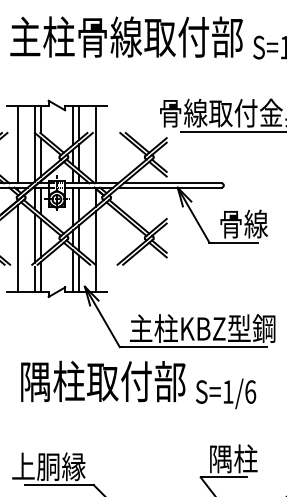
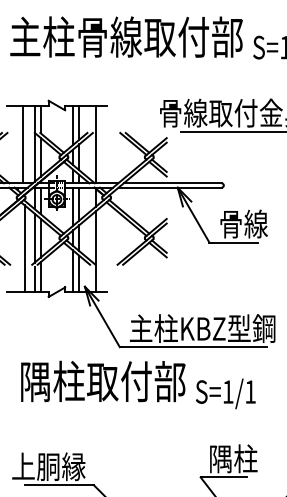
line position: (17, 144) -> (22, 144) (22, 144)
line position: (17, 248) -> (24, 248) (24, 248)
text: S=1/6 -> S=1/1 (250, 391)
